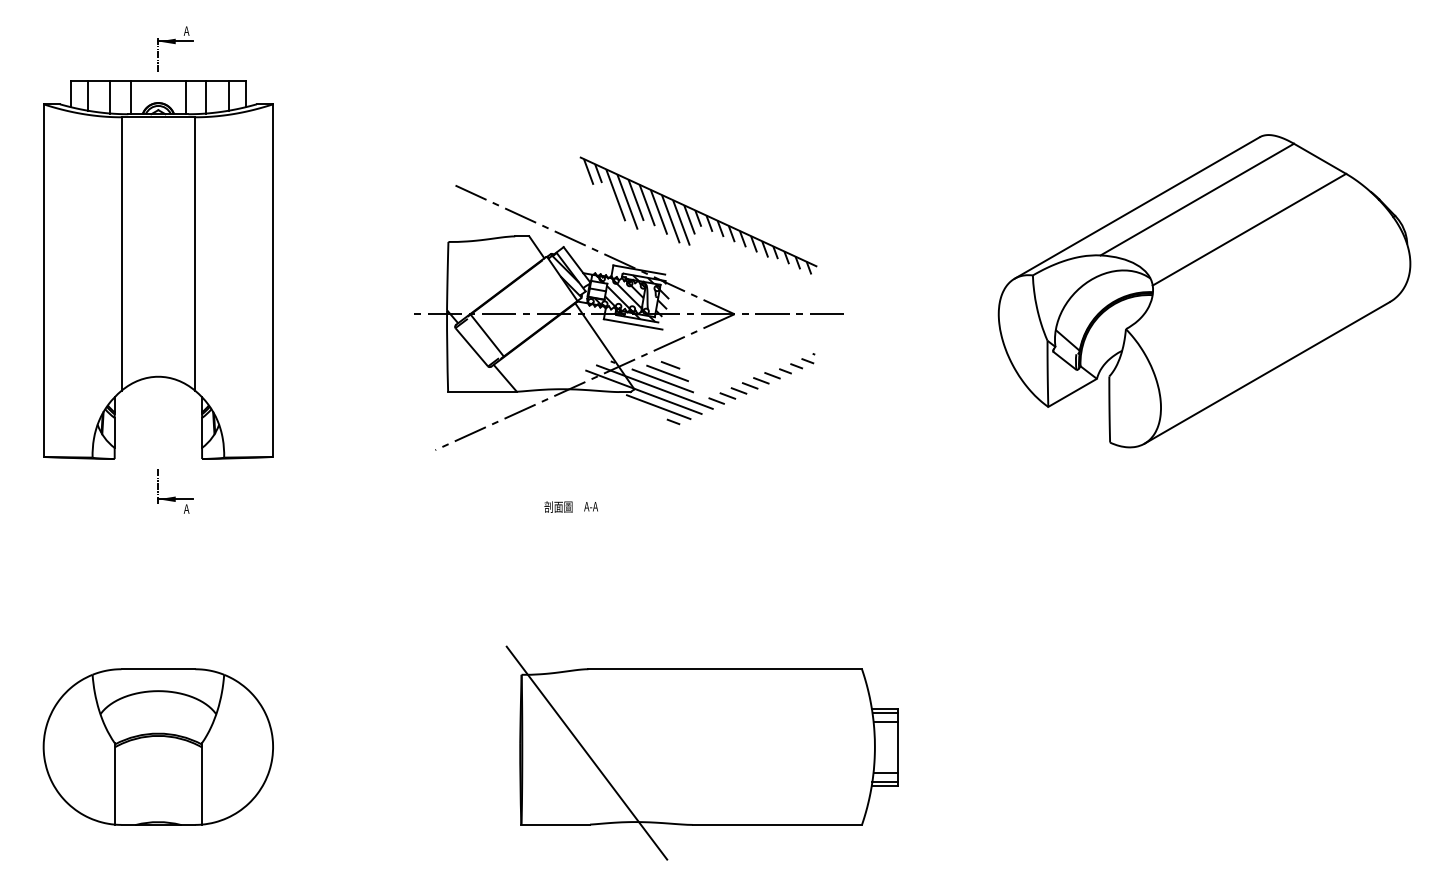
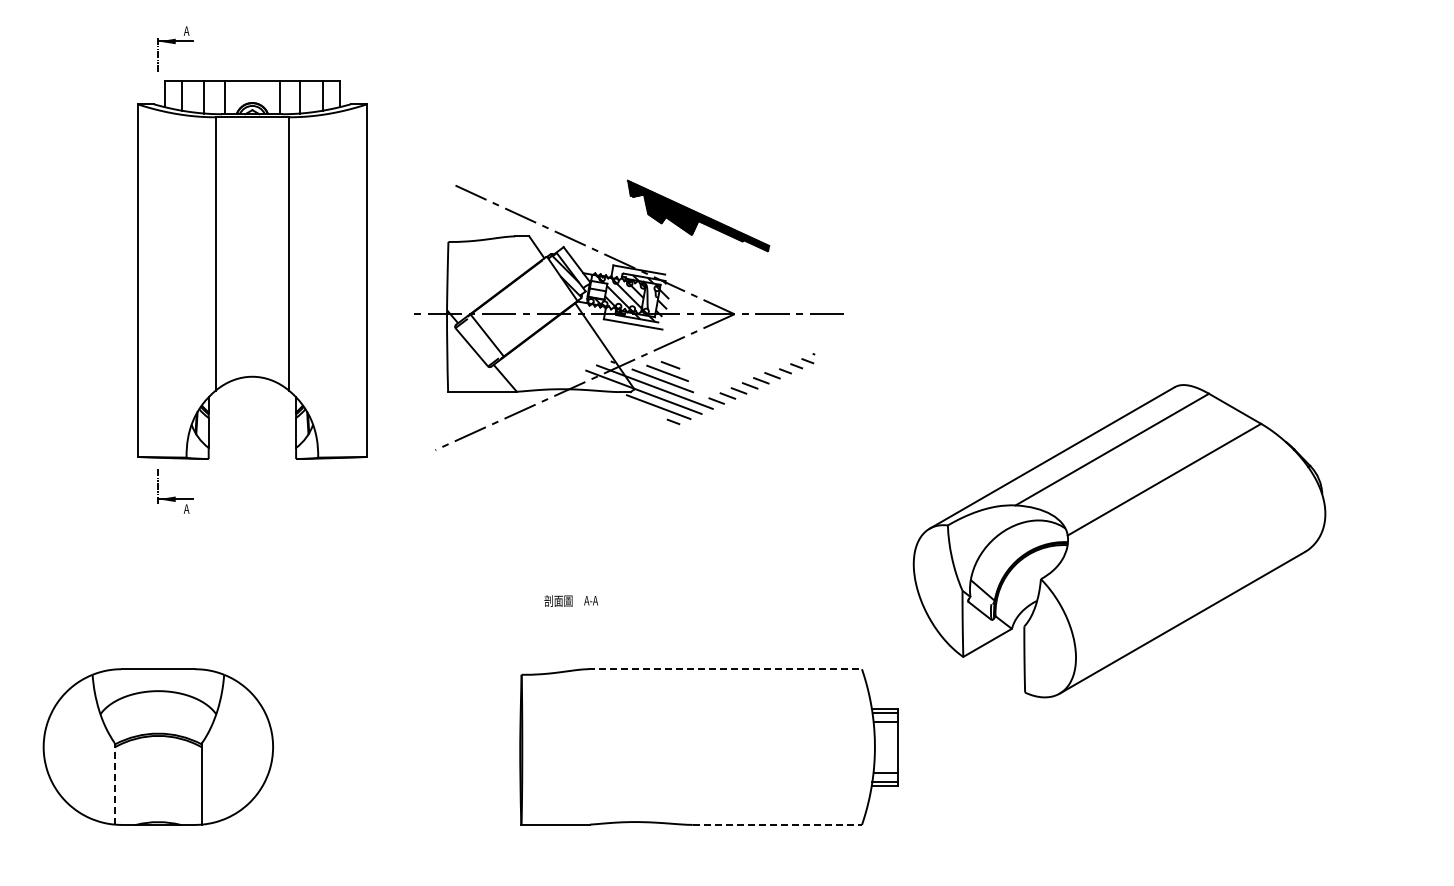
part size: 239x119 px -> 145x74 px (698, 215)
part position: (158, 269) -> (252, 269) (252, 269)
part position: (1204, 291) -> (1119, 541) (1119, 541)
text position: (570, 506) -> (570, 600) (570, 600)
line: solid -> dashed (725, 669)
line: present -> none (586, 752)
line: solid -> dashed (114, 783)
line: solid -> dashed (777, 824)
